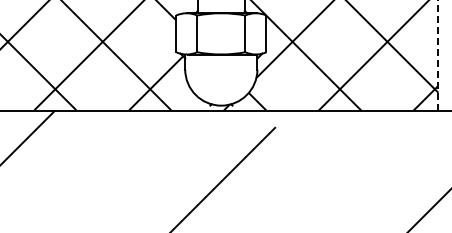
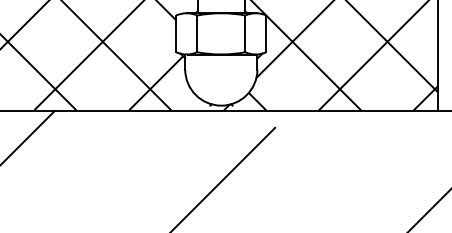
line: dashed -> solid (438, 56)
